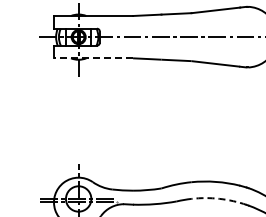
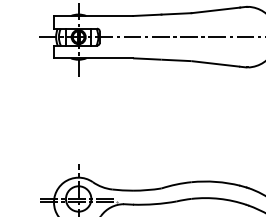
line: dashed -> solid (93, 58)
arc: dashed -> solid (219, 198)
